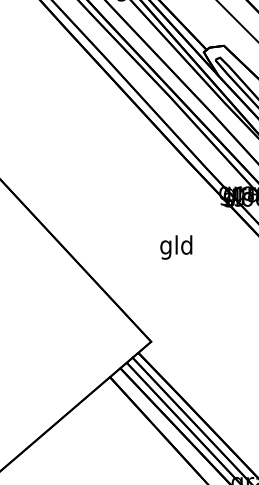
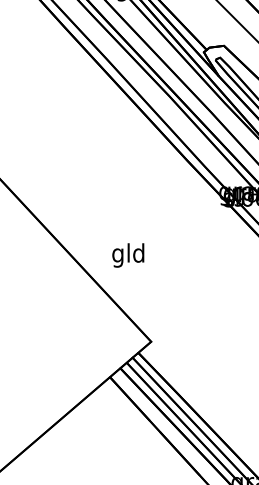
text position: (176, 247) -> (128, 255) (128, 255)
